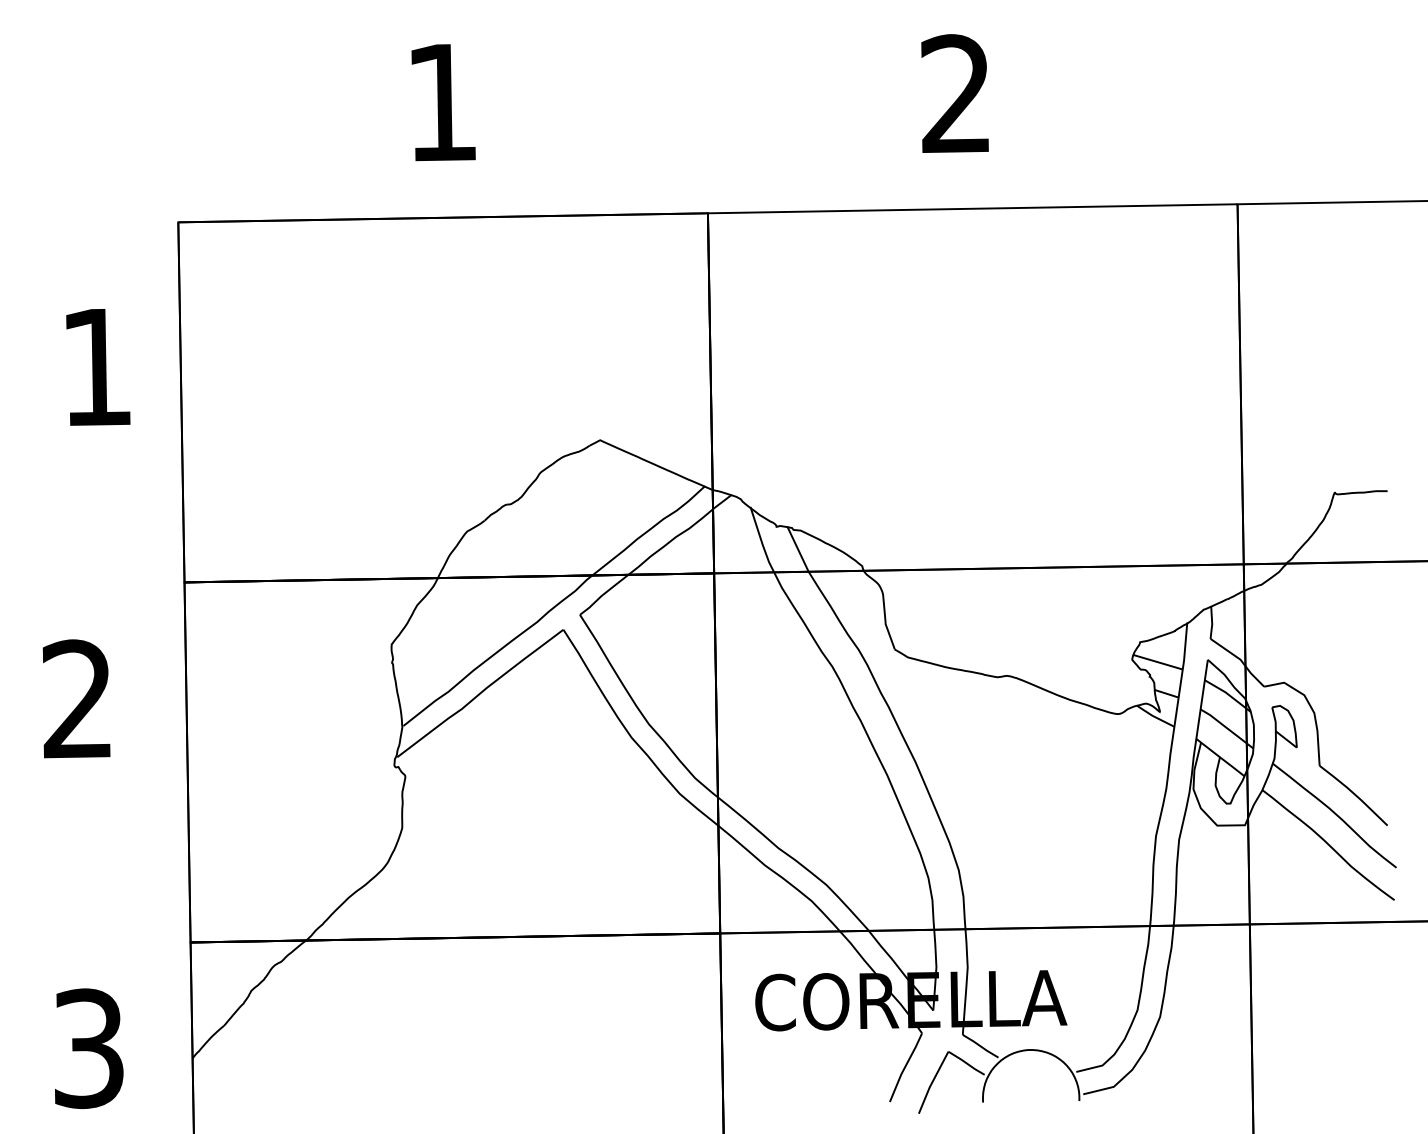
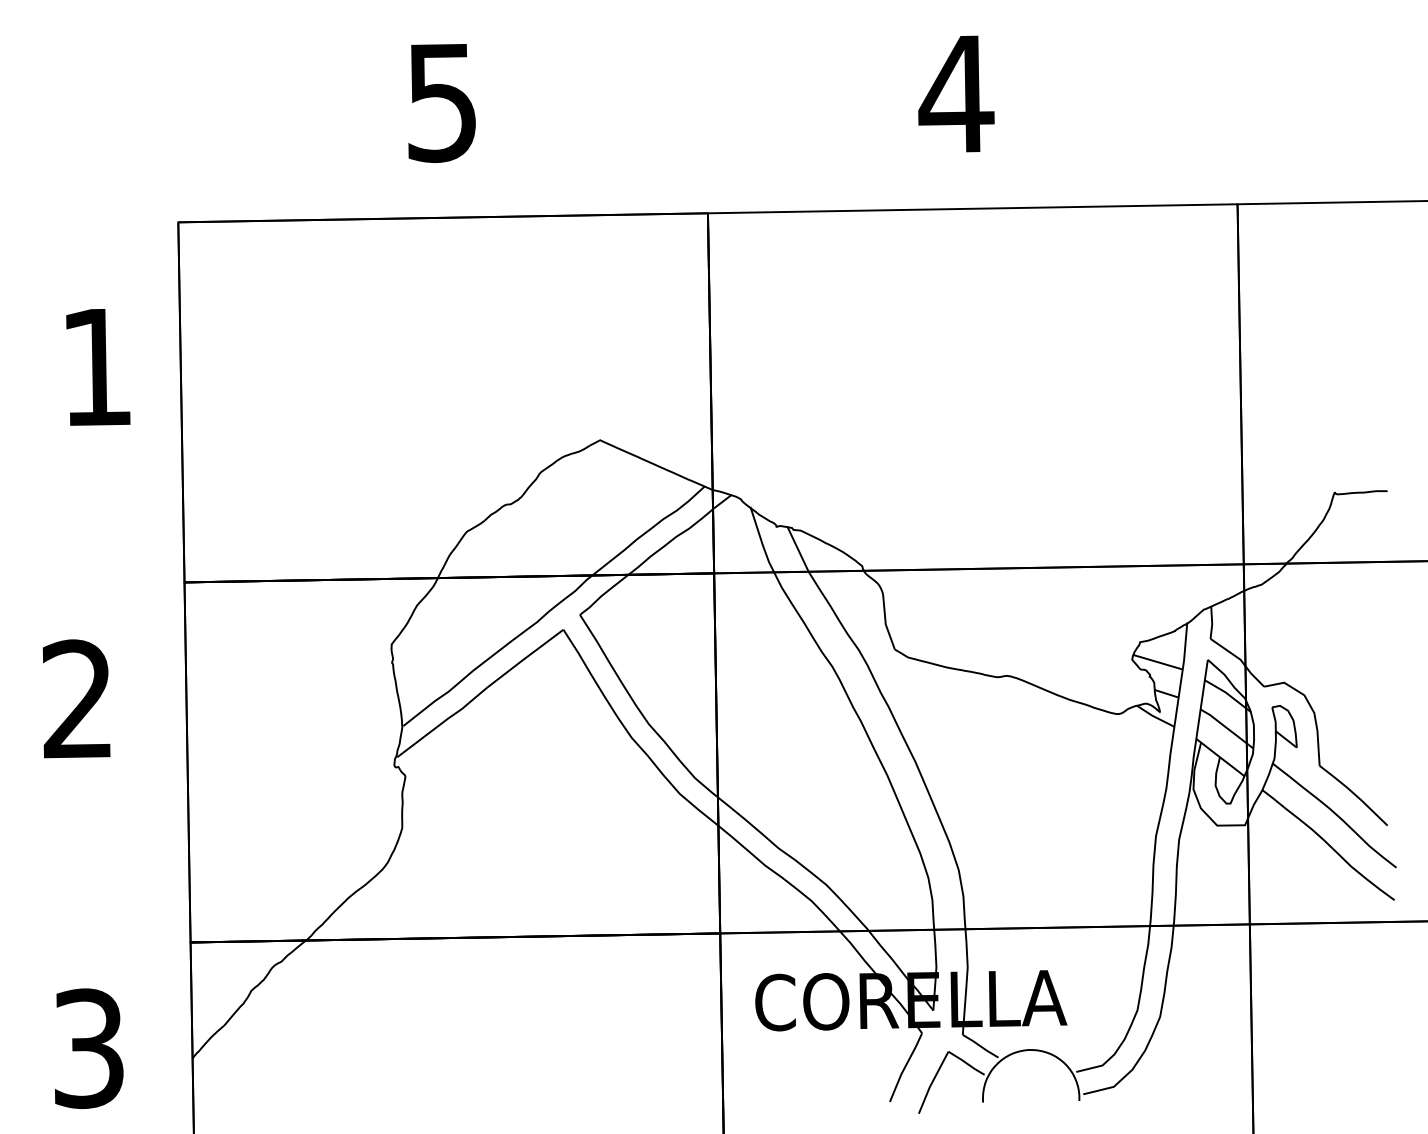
text: 2 -> 4 (956, 93)
text: 1 -> 5 (441, 103)
